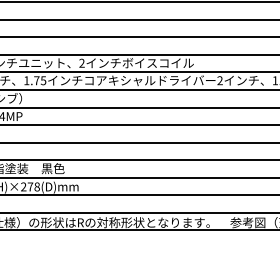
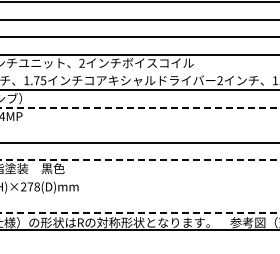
line: present -> none (139, 72)
line: solid -> dashed (140, 107)
line: present -> none (139, 125)
line: solid -> dashed (140, 160)
line: present -> none (139, 177)
line: present -> none (139, 195)
line: solid -> dashed (140, 212)
